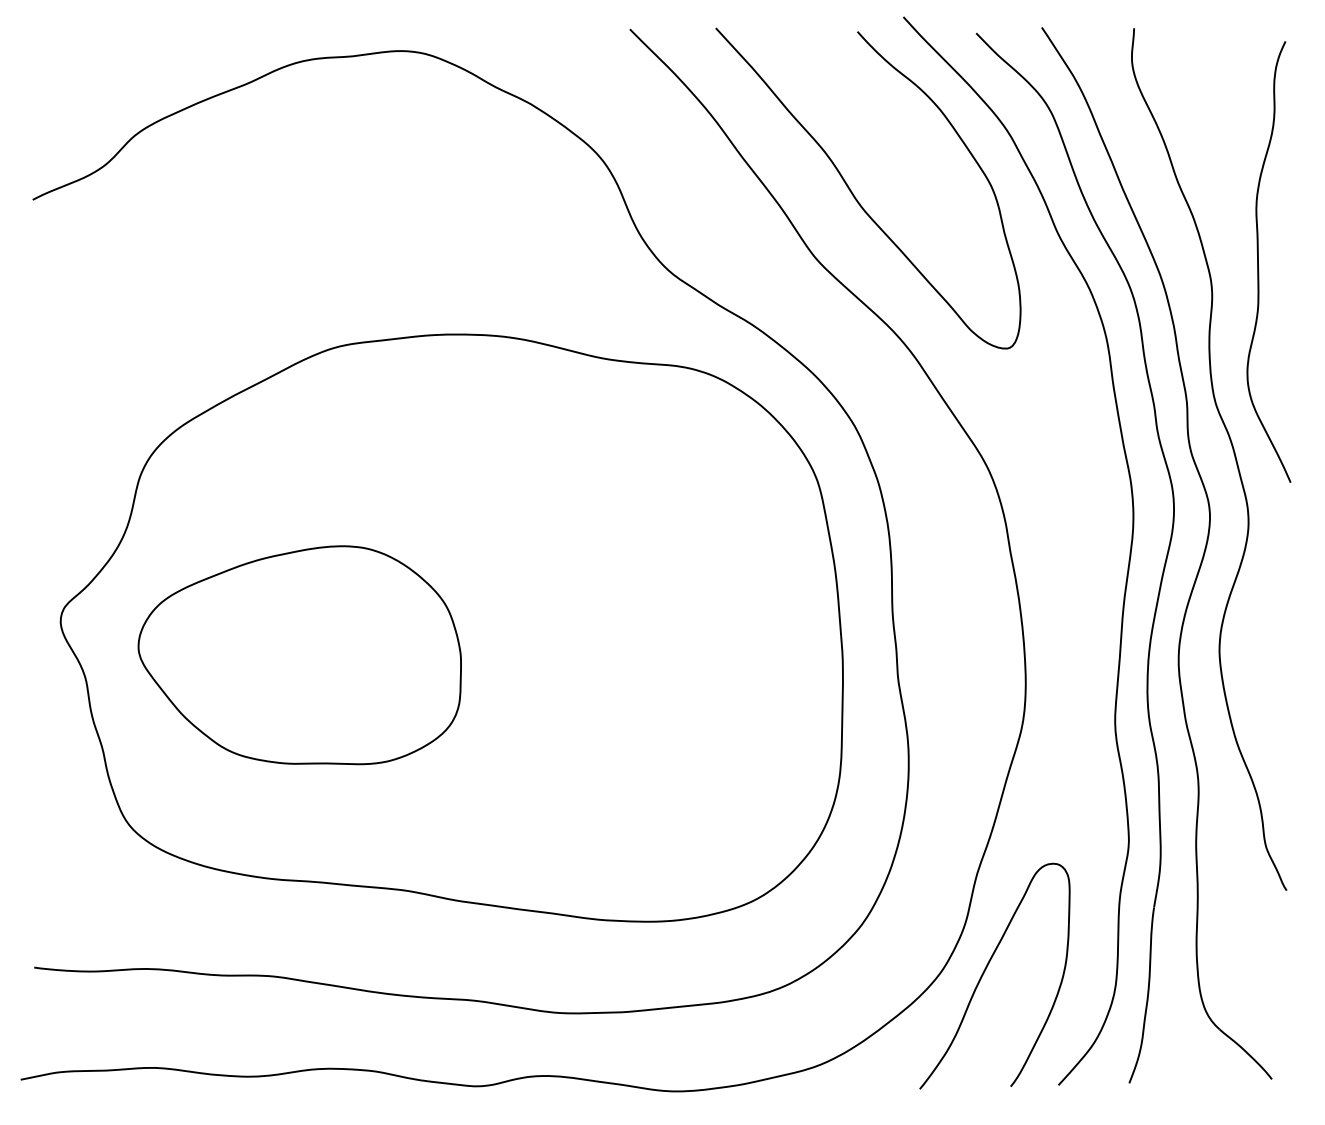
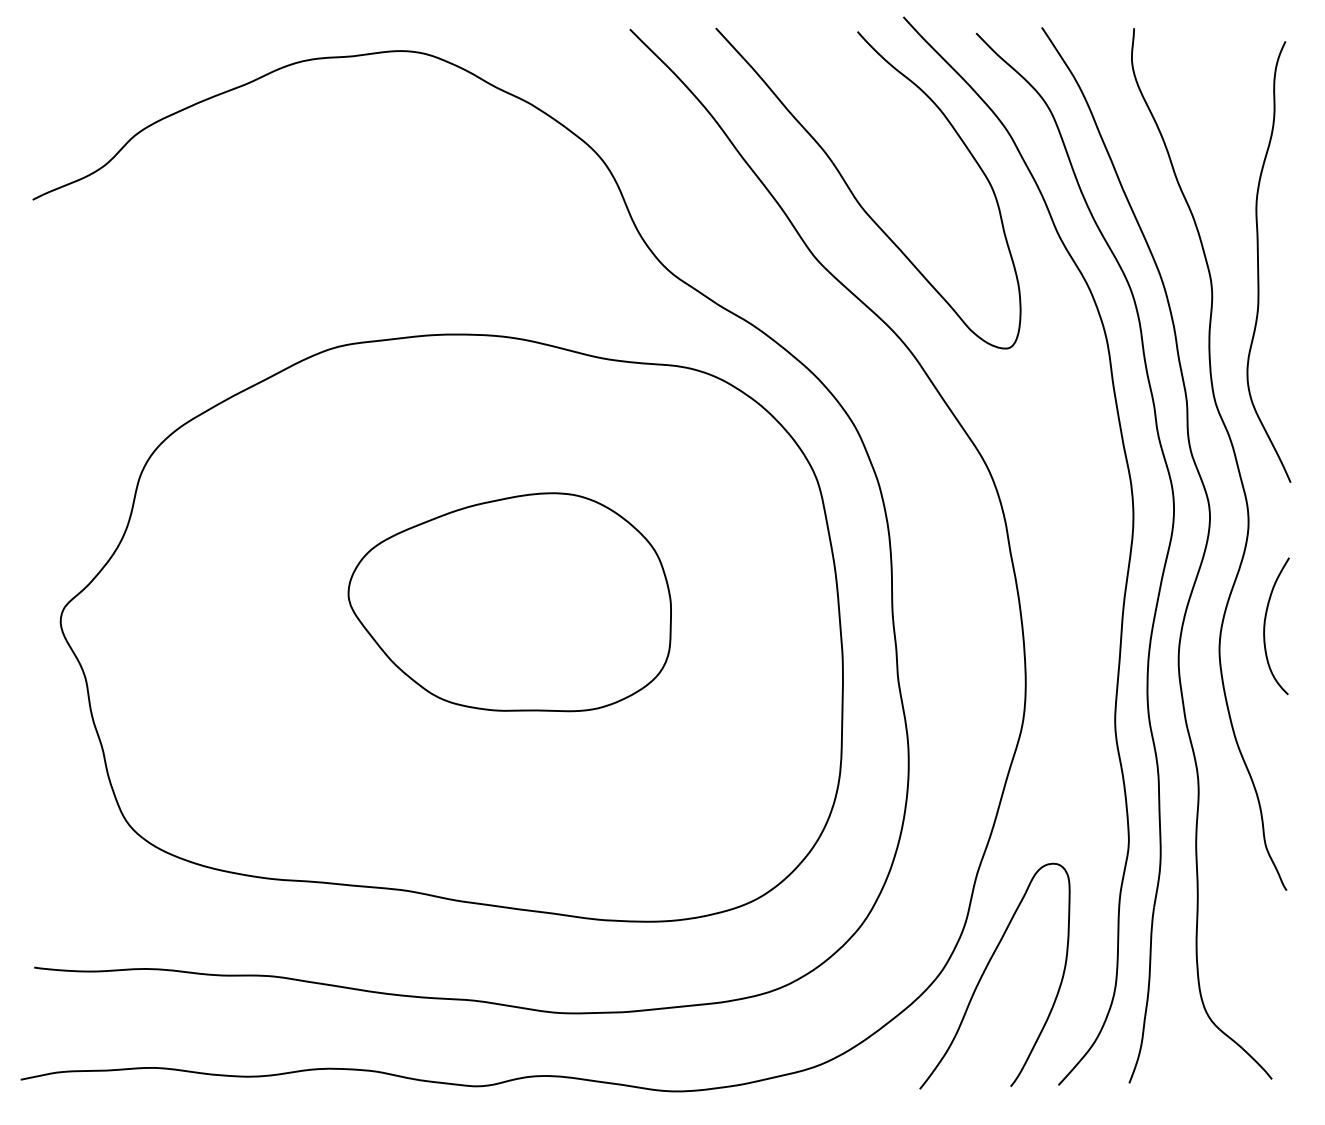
curve: none -> present (1265, 626)
part position: (299, 655) -> (509, 602) (509, 602)
